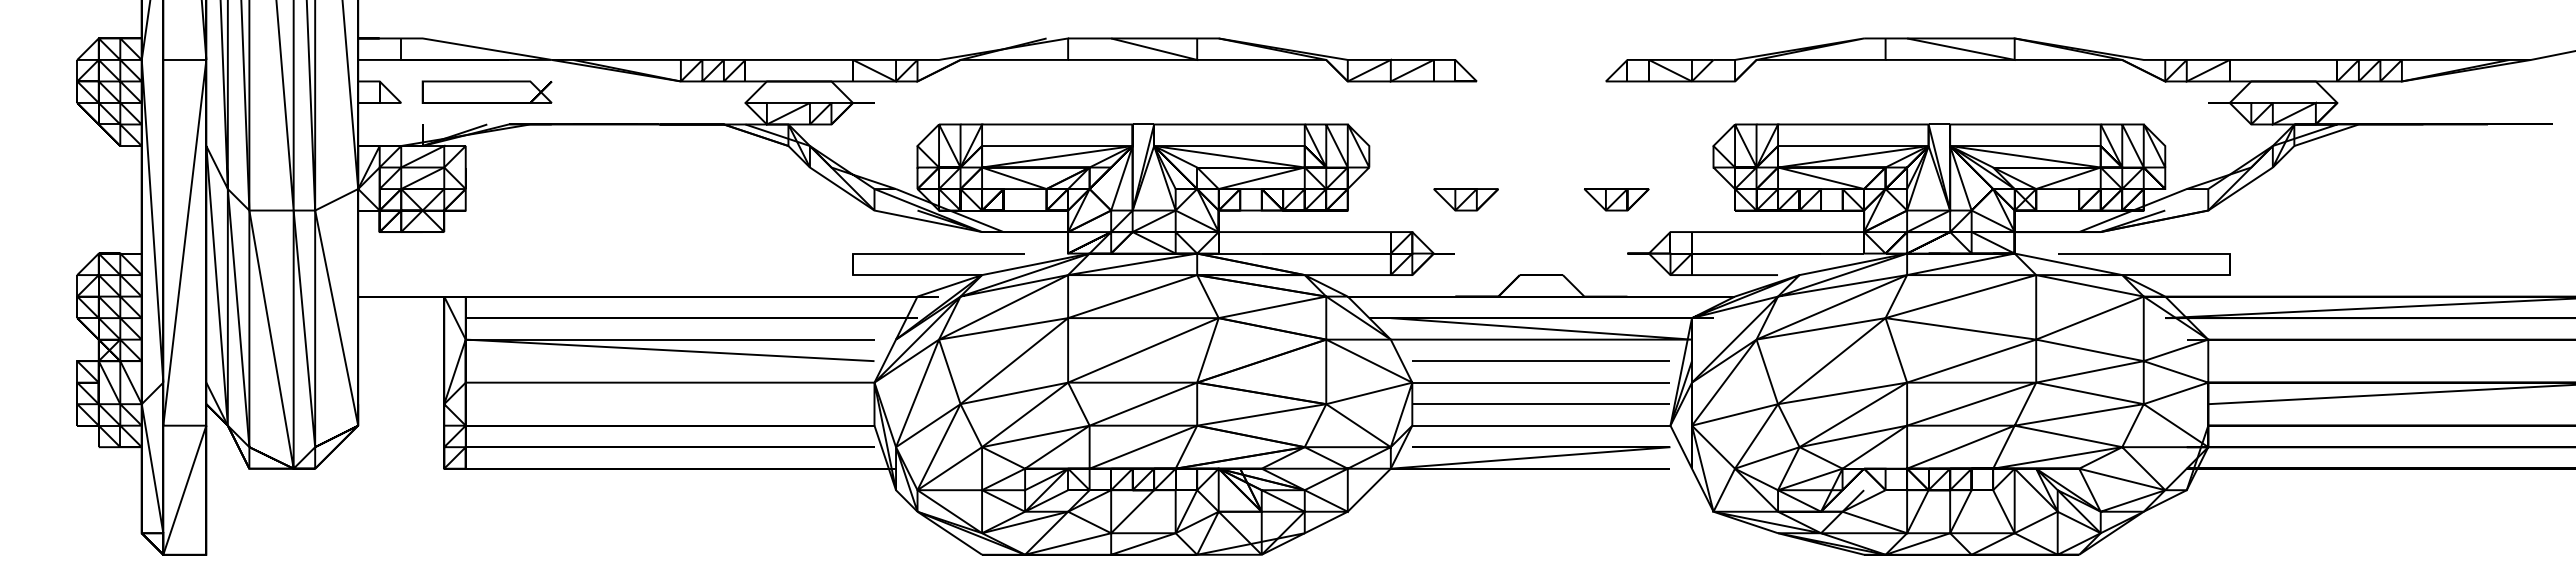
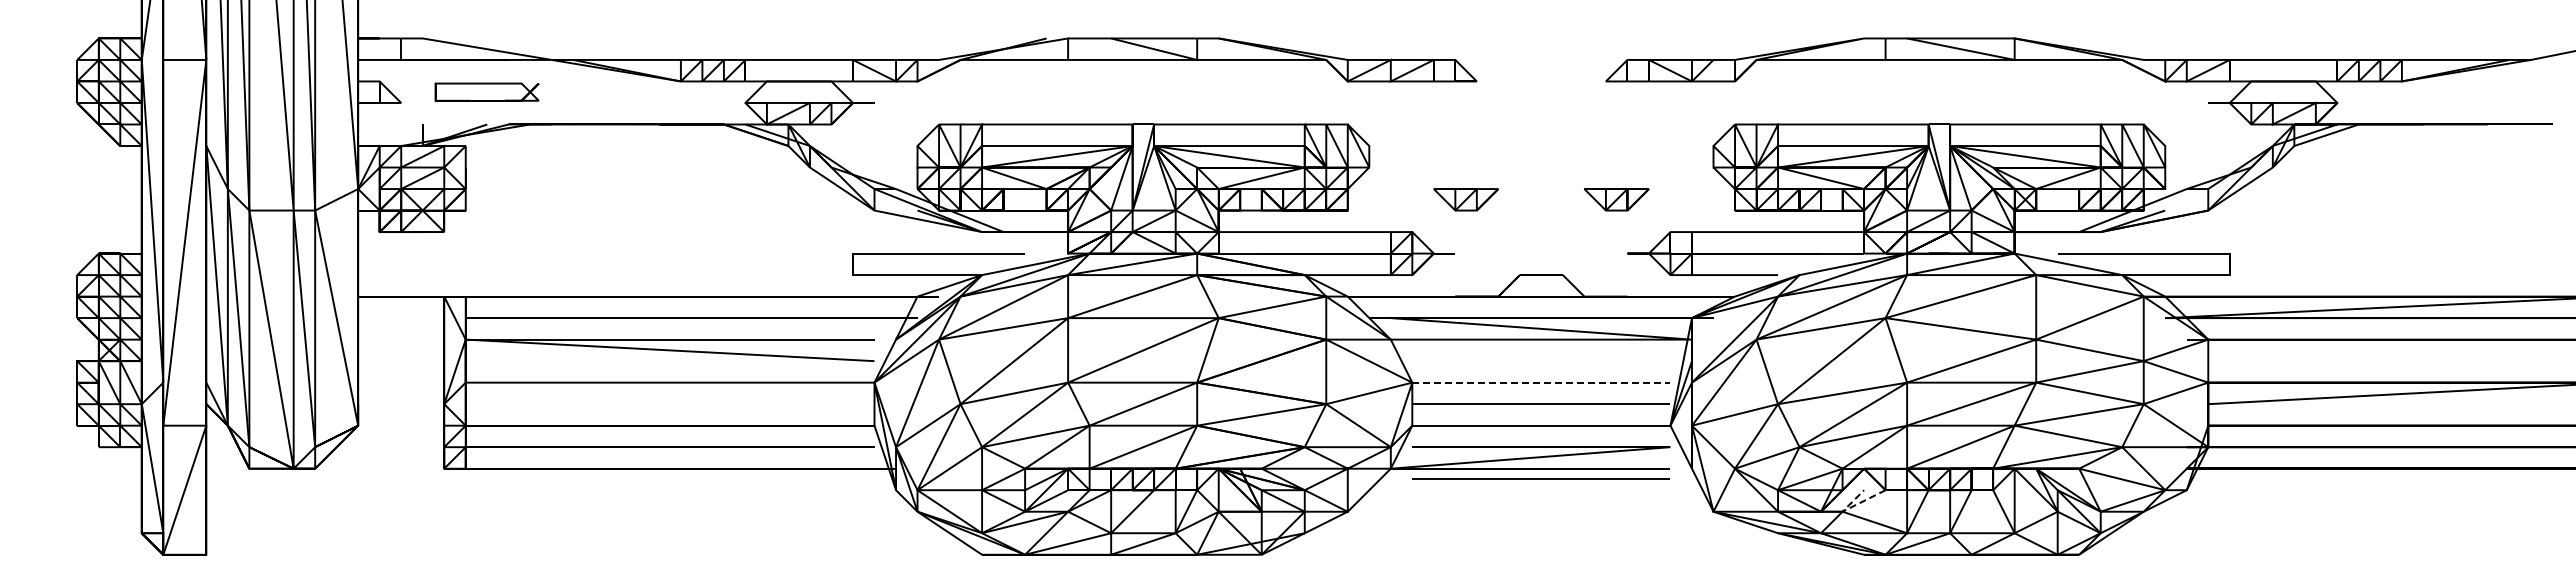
part size: 132x24 px -> 106x20 px (486, 91)
line position: (1540, 360) -> (1540, 478) (1540, 478)
line: solid -> dashed (1541, 382)
line: solid -> dashed (1849, 508)
